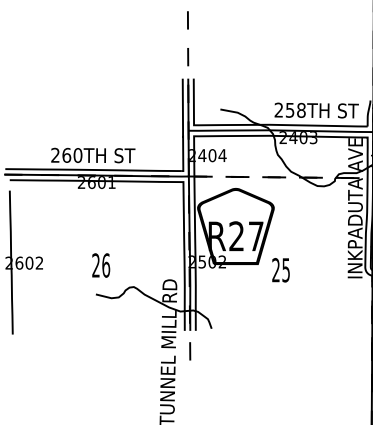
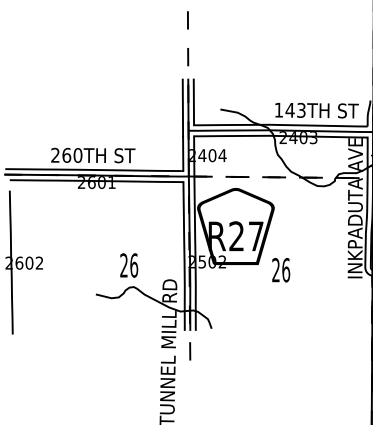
text: 258TH -> 143TH (289, 109)
text position: (101, 265) -> (129, 265) (129, 265)
text: 25 -> 26 (286, 270)
